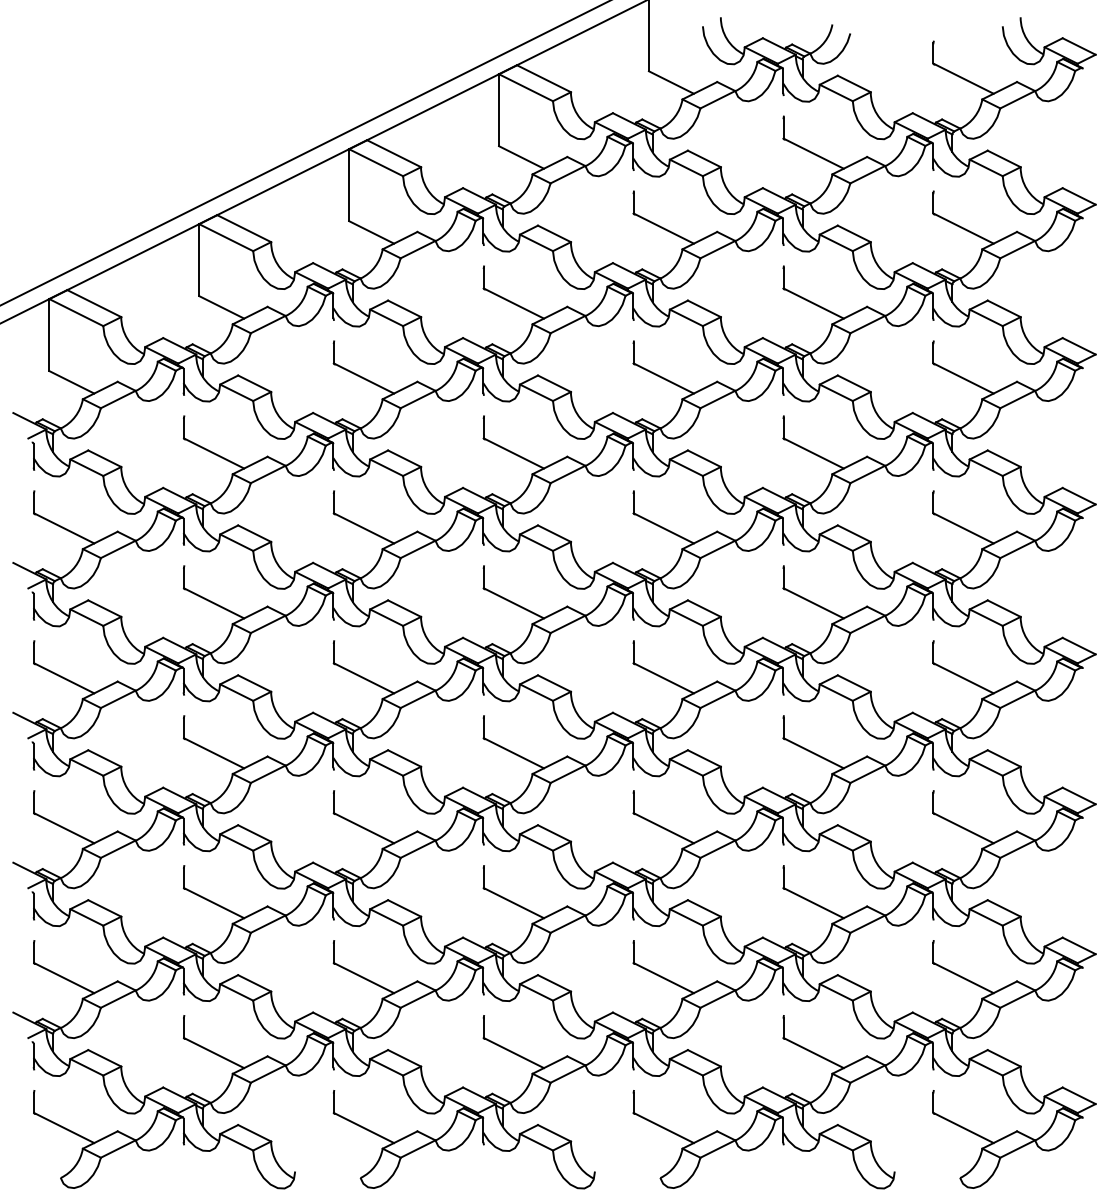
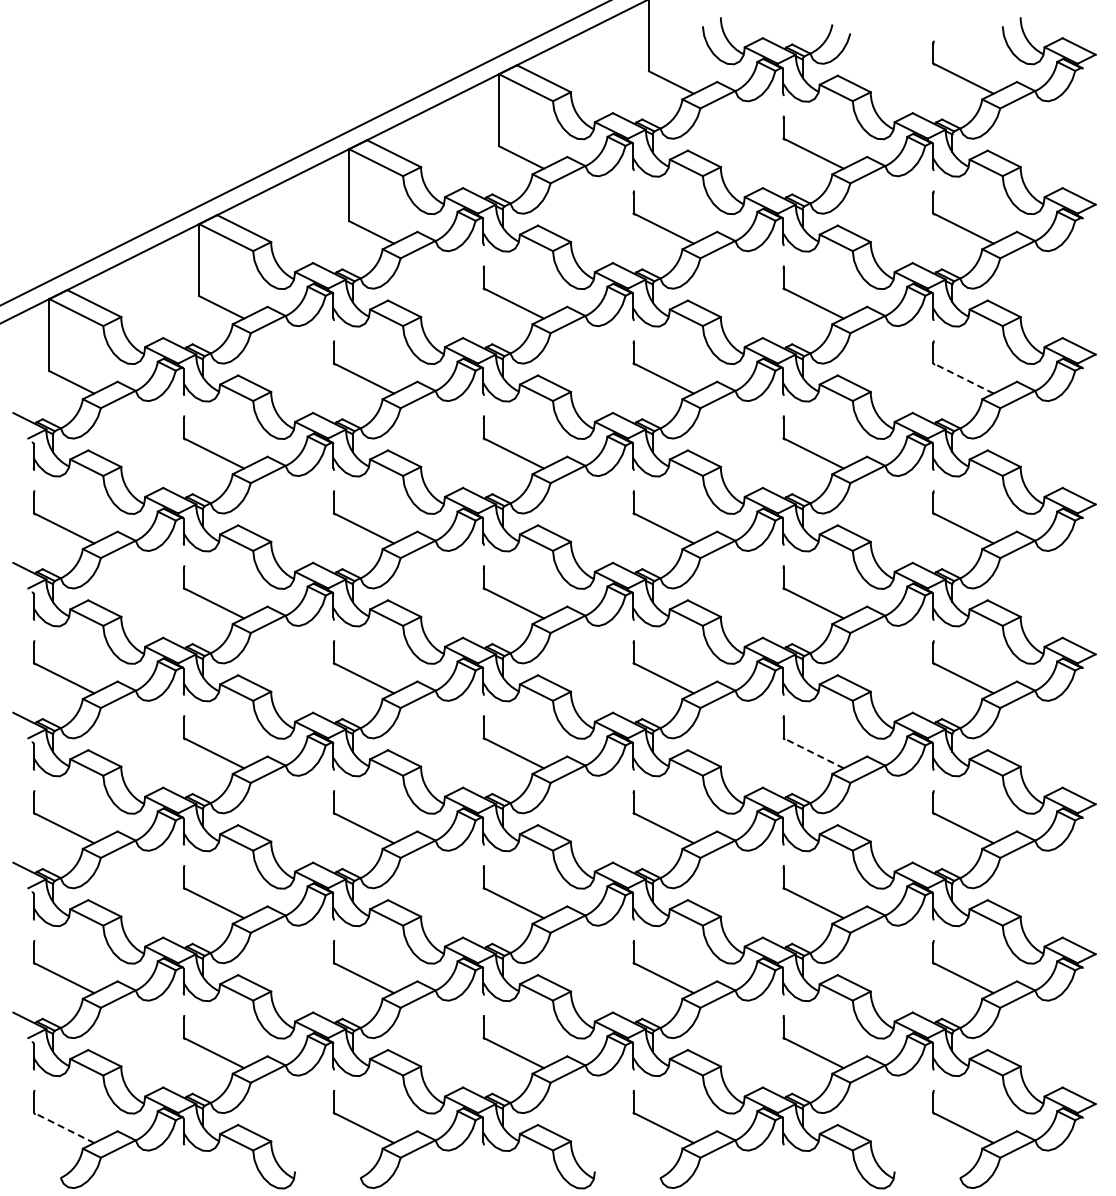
line: solid -> dashed (963, 378)
line: solid -> dashed (813, 753)
line: solid -> dashed (64, 1128)
